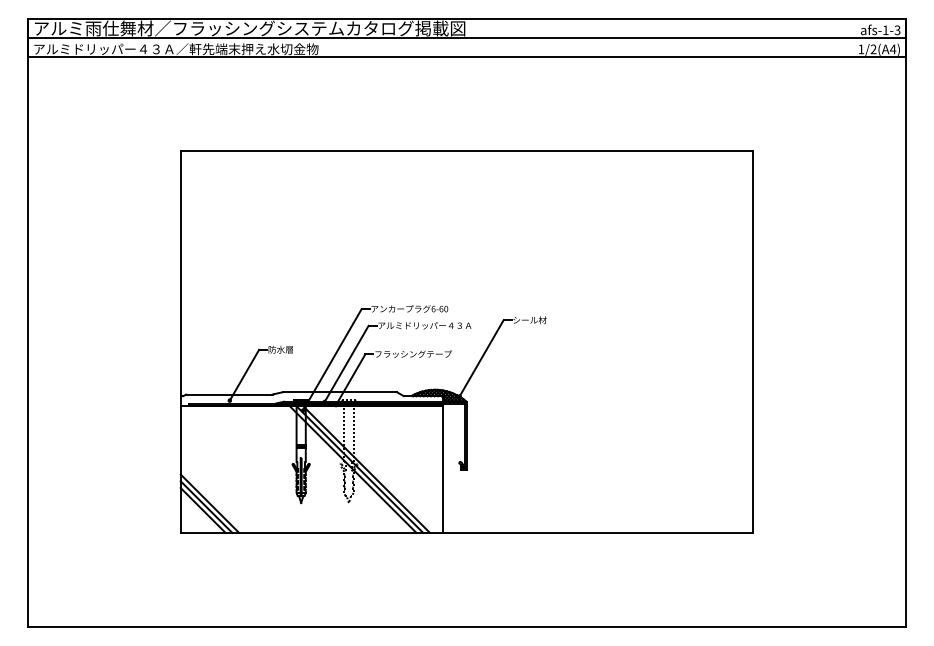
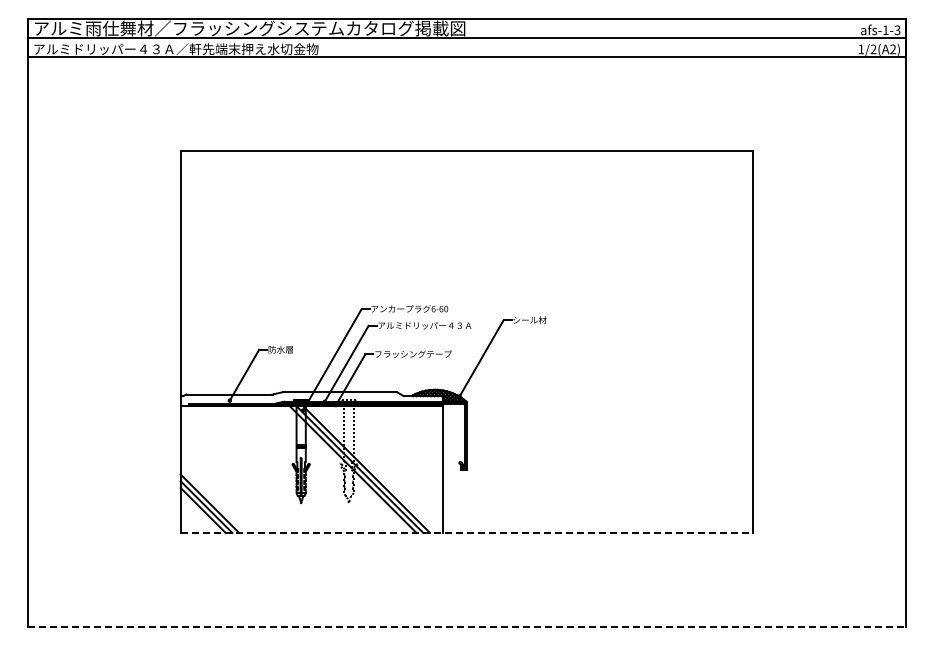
text: 1/2(A4) -> 1/2(A2) (893, 49)
line: solid -> dashed (467, 532)
line: solid -> dashed (467, 626)
